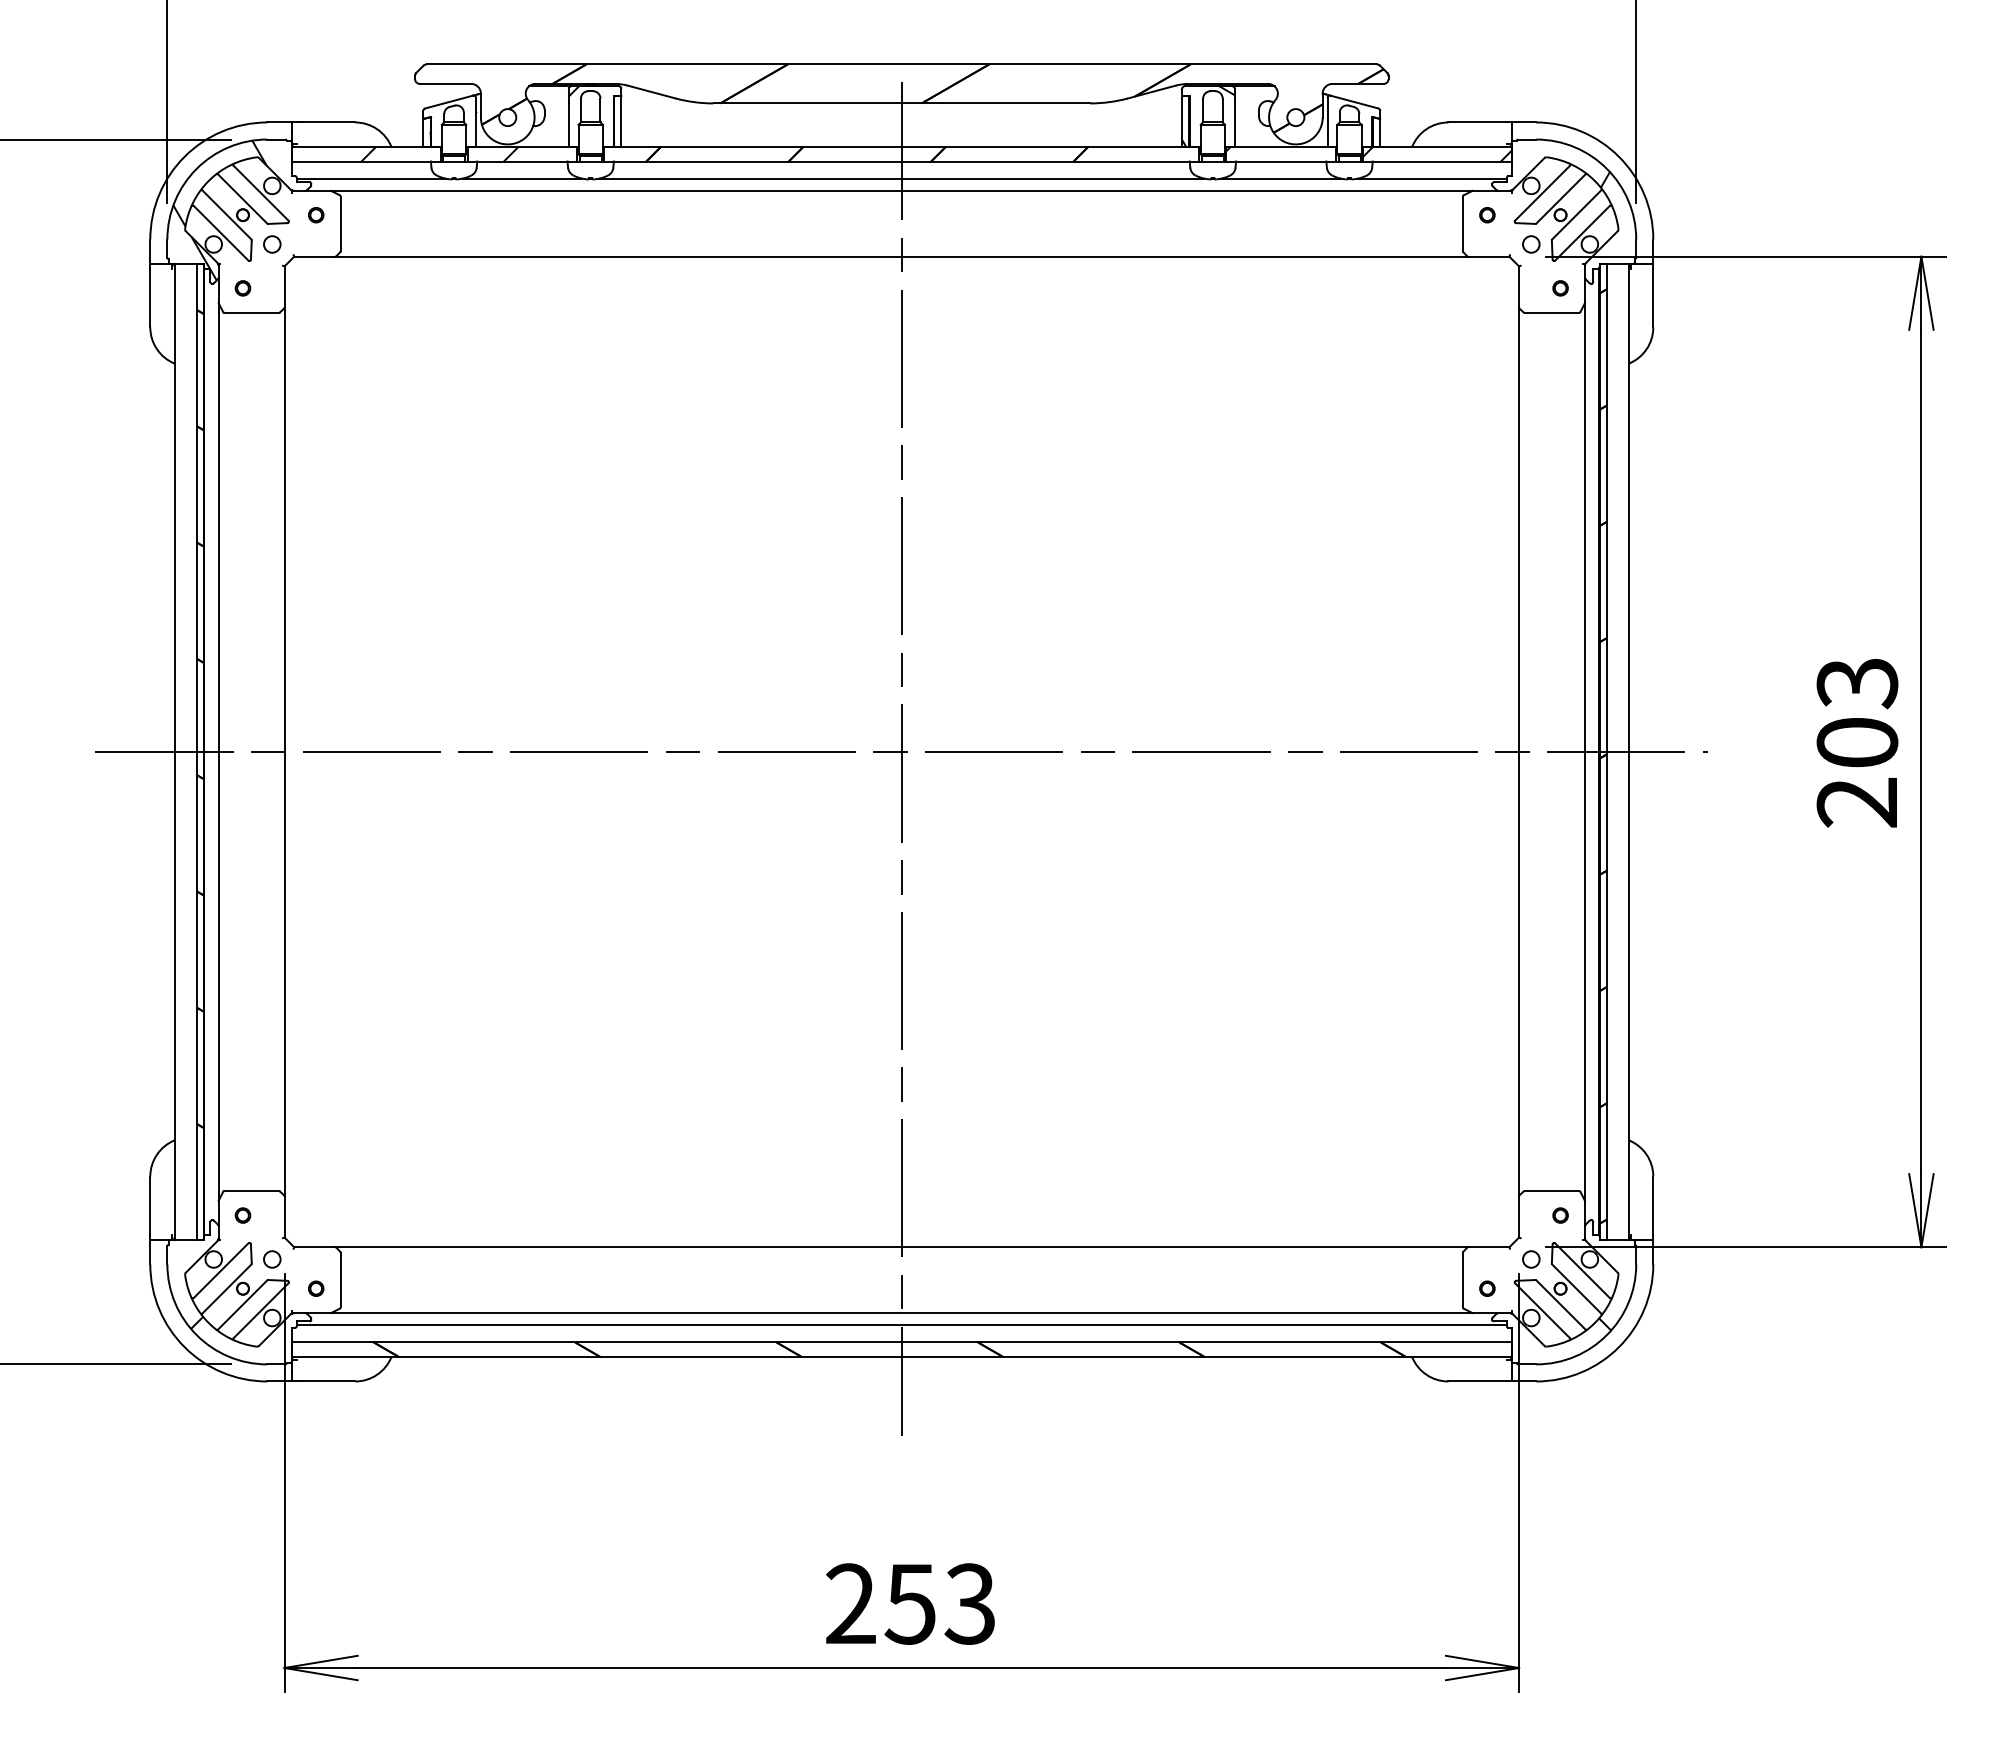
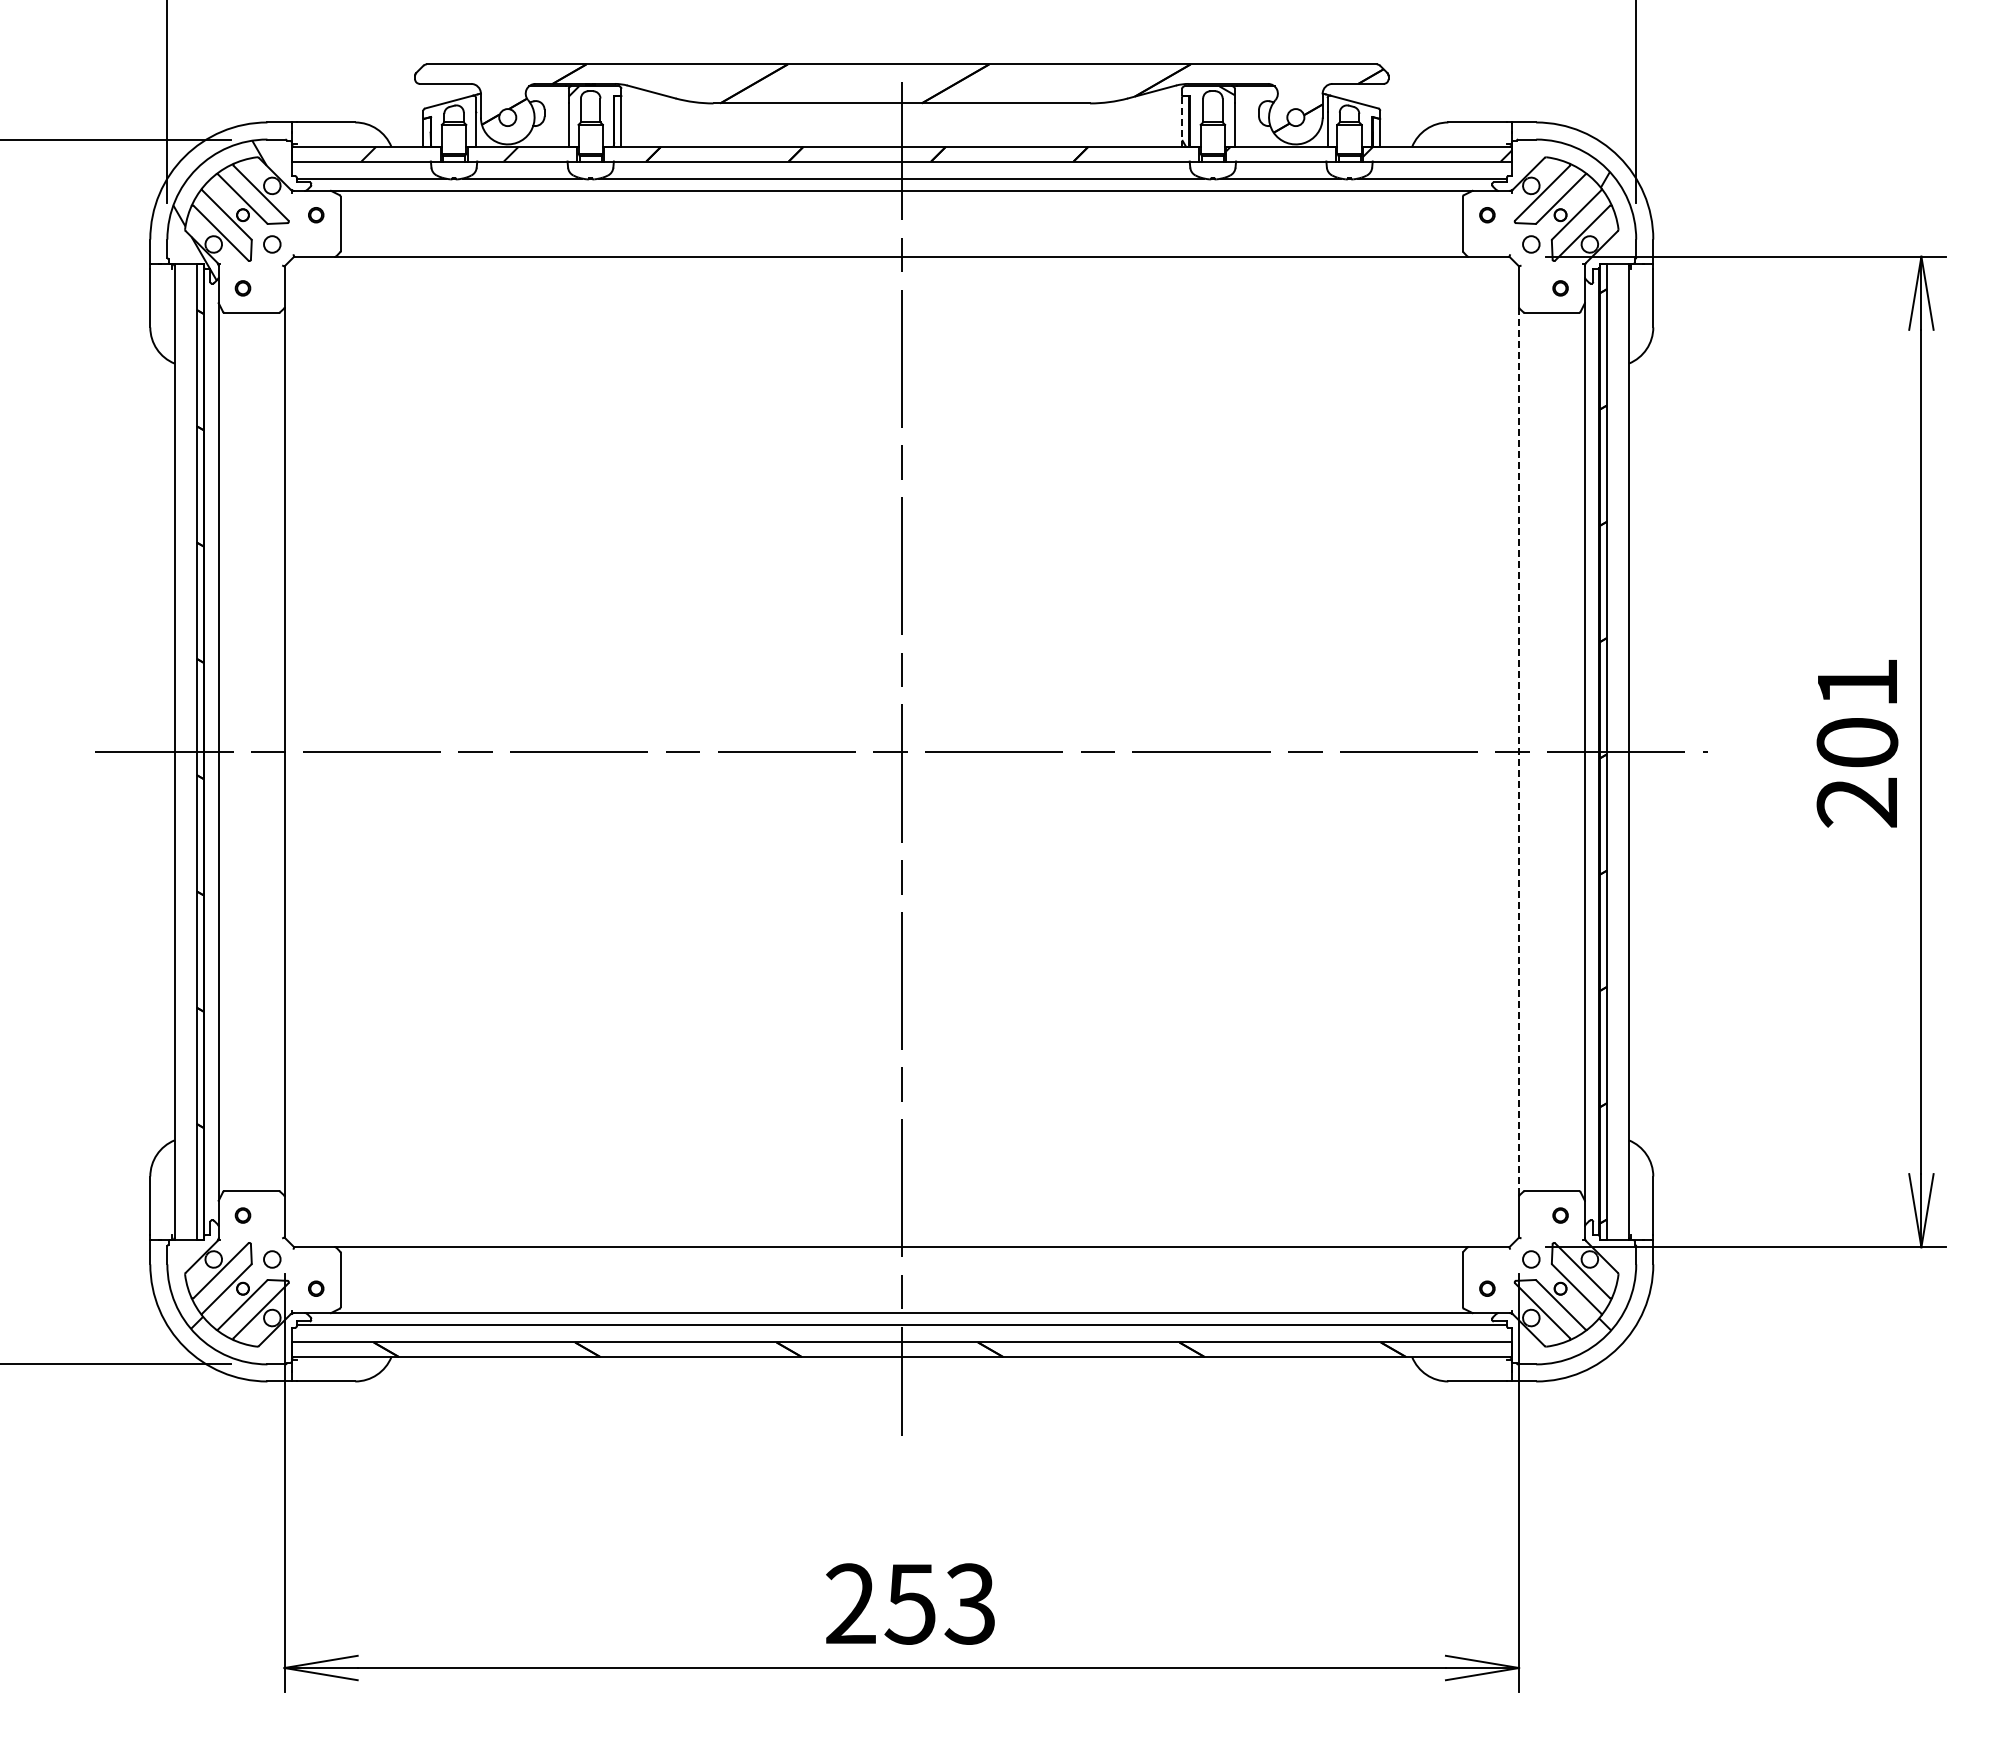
line: solid -> dashed (1182, 121)
text: 203 -> 201 (1857, 684)
line: solid -> dashed (1519, 752)
